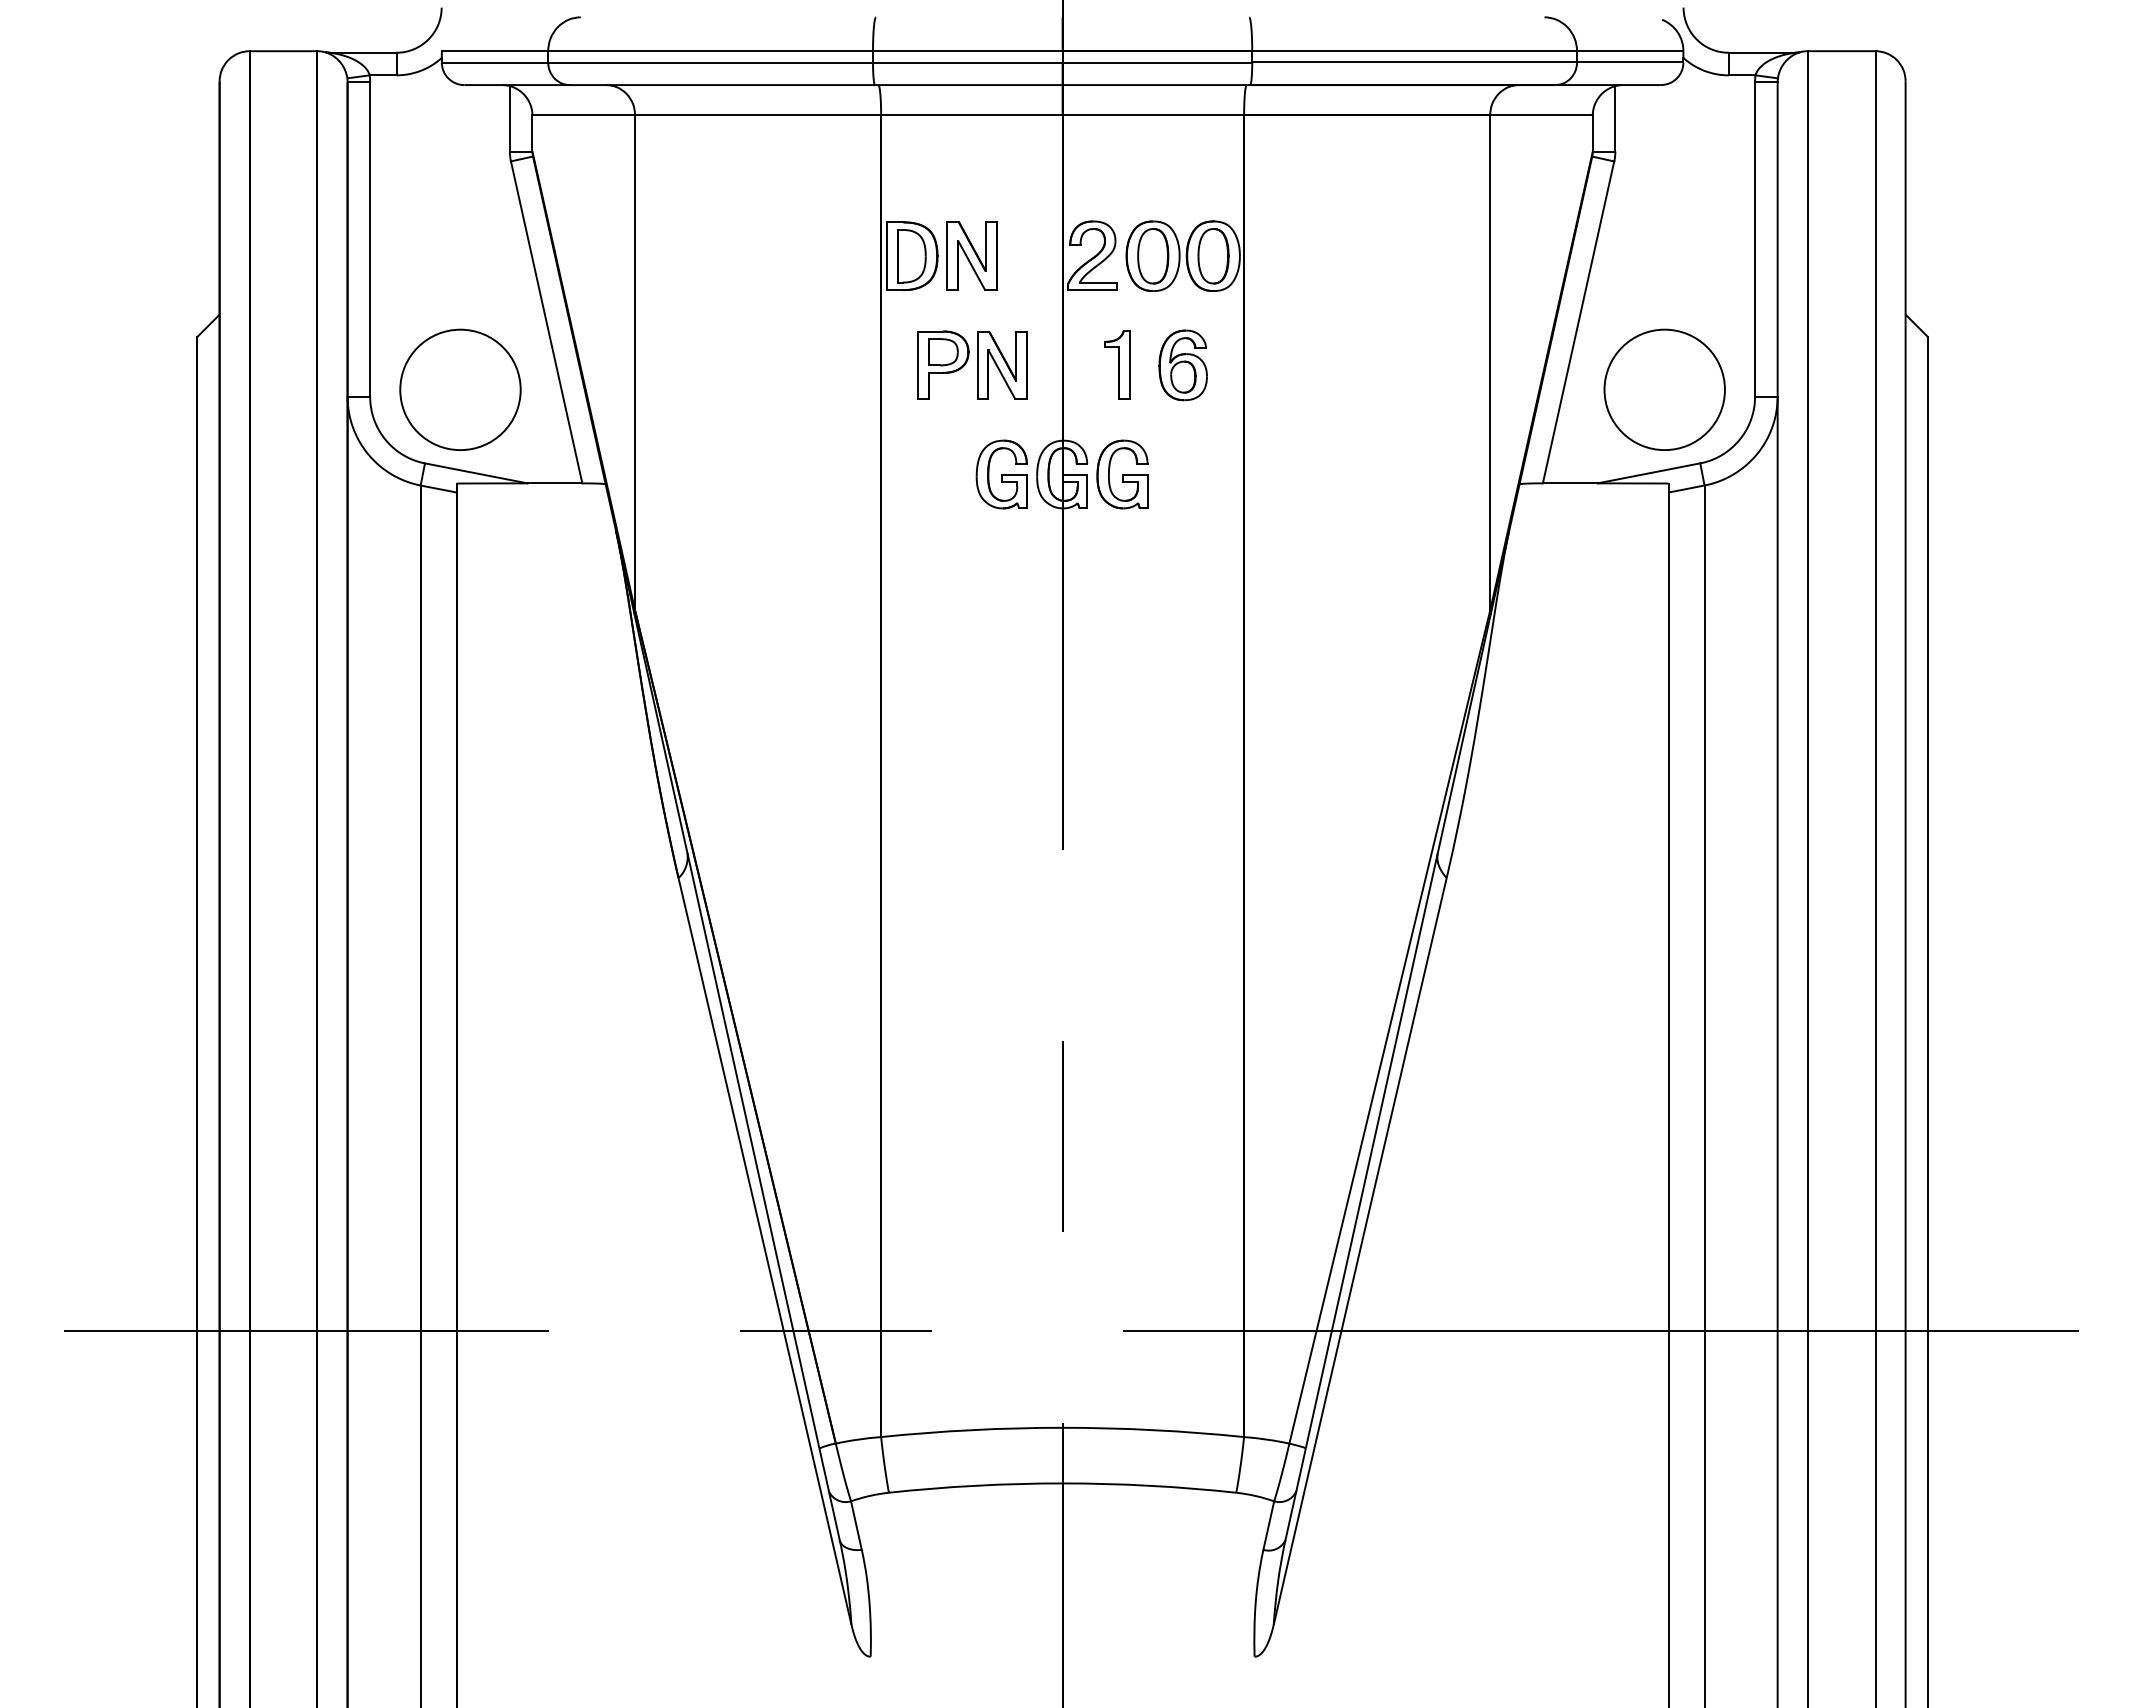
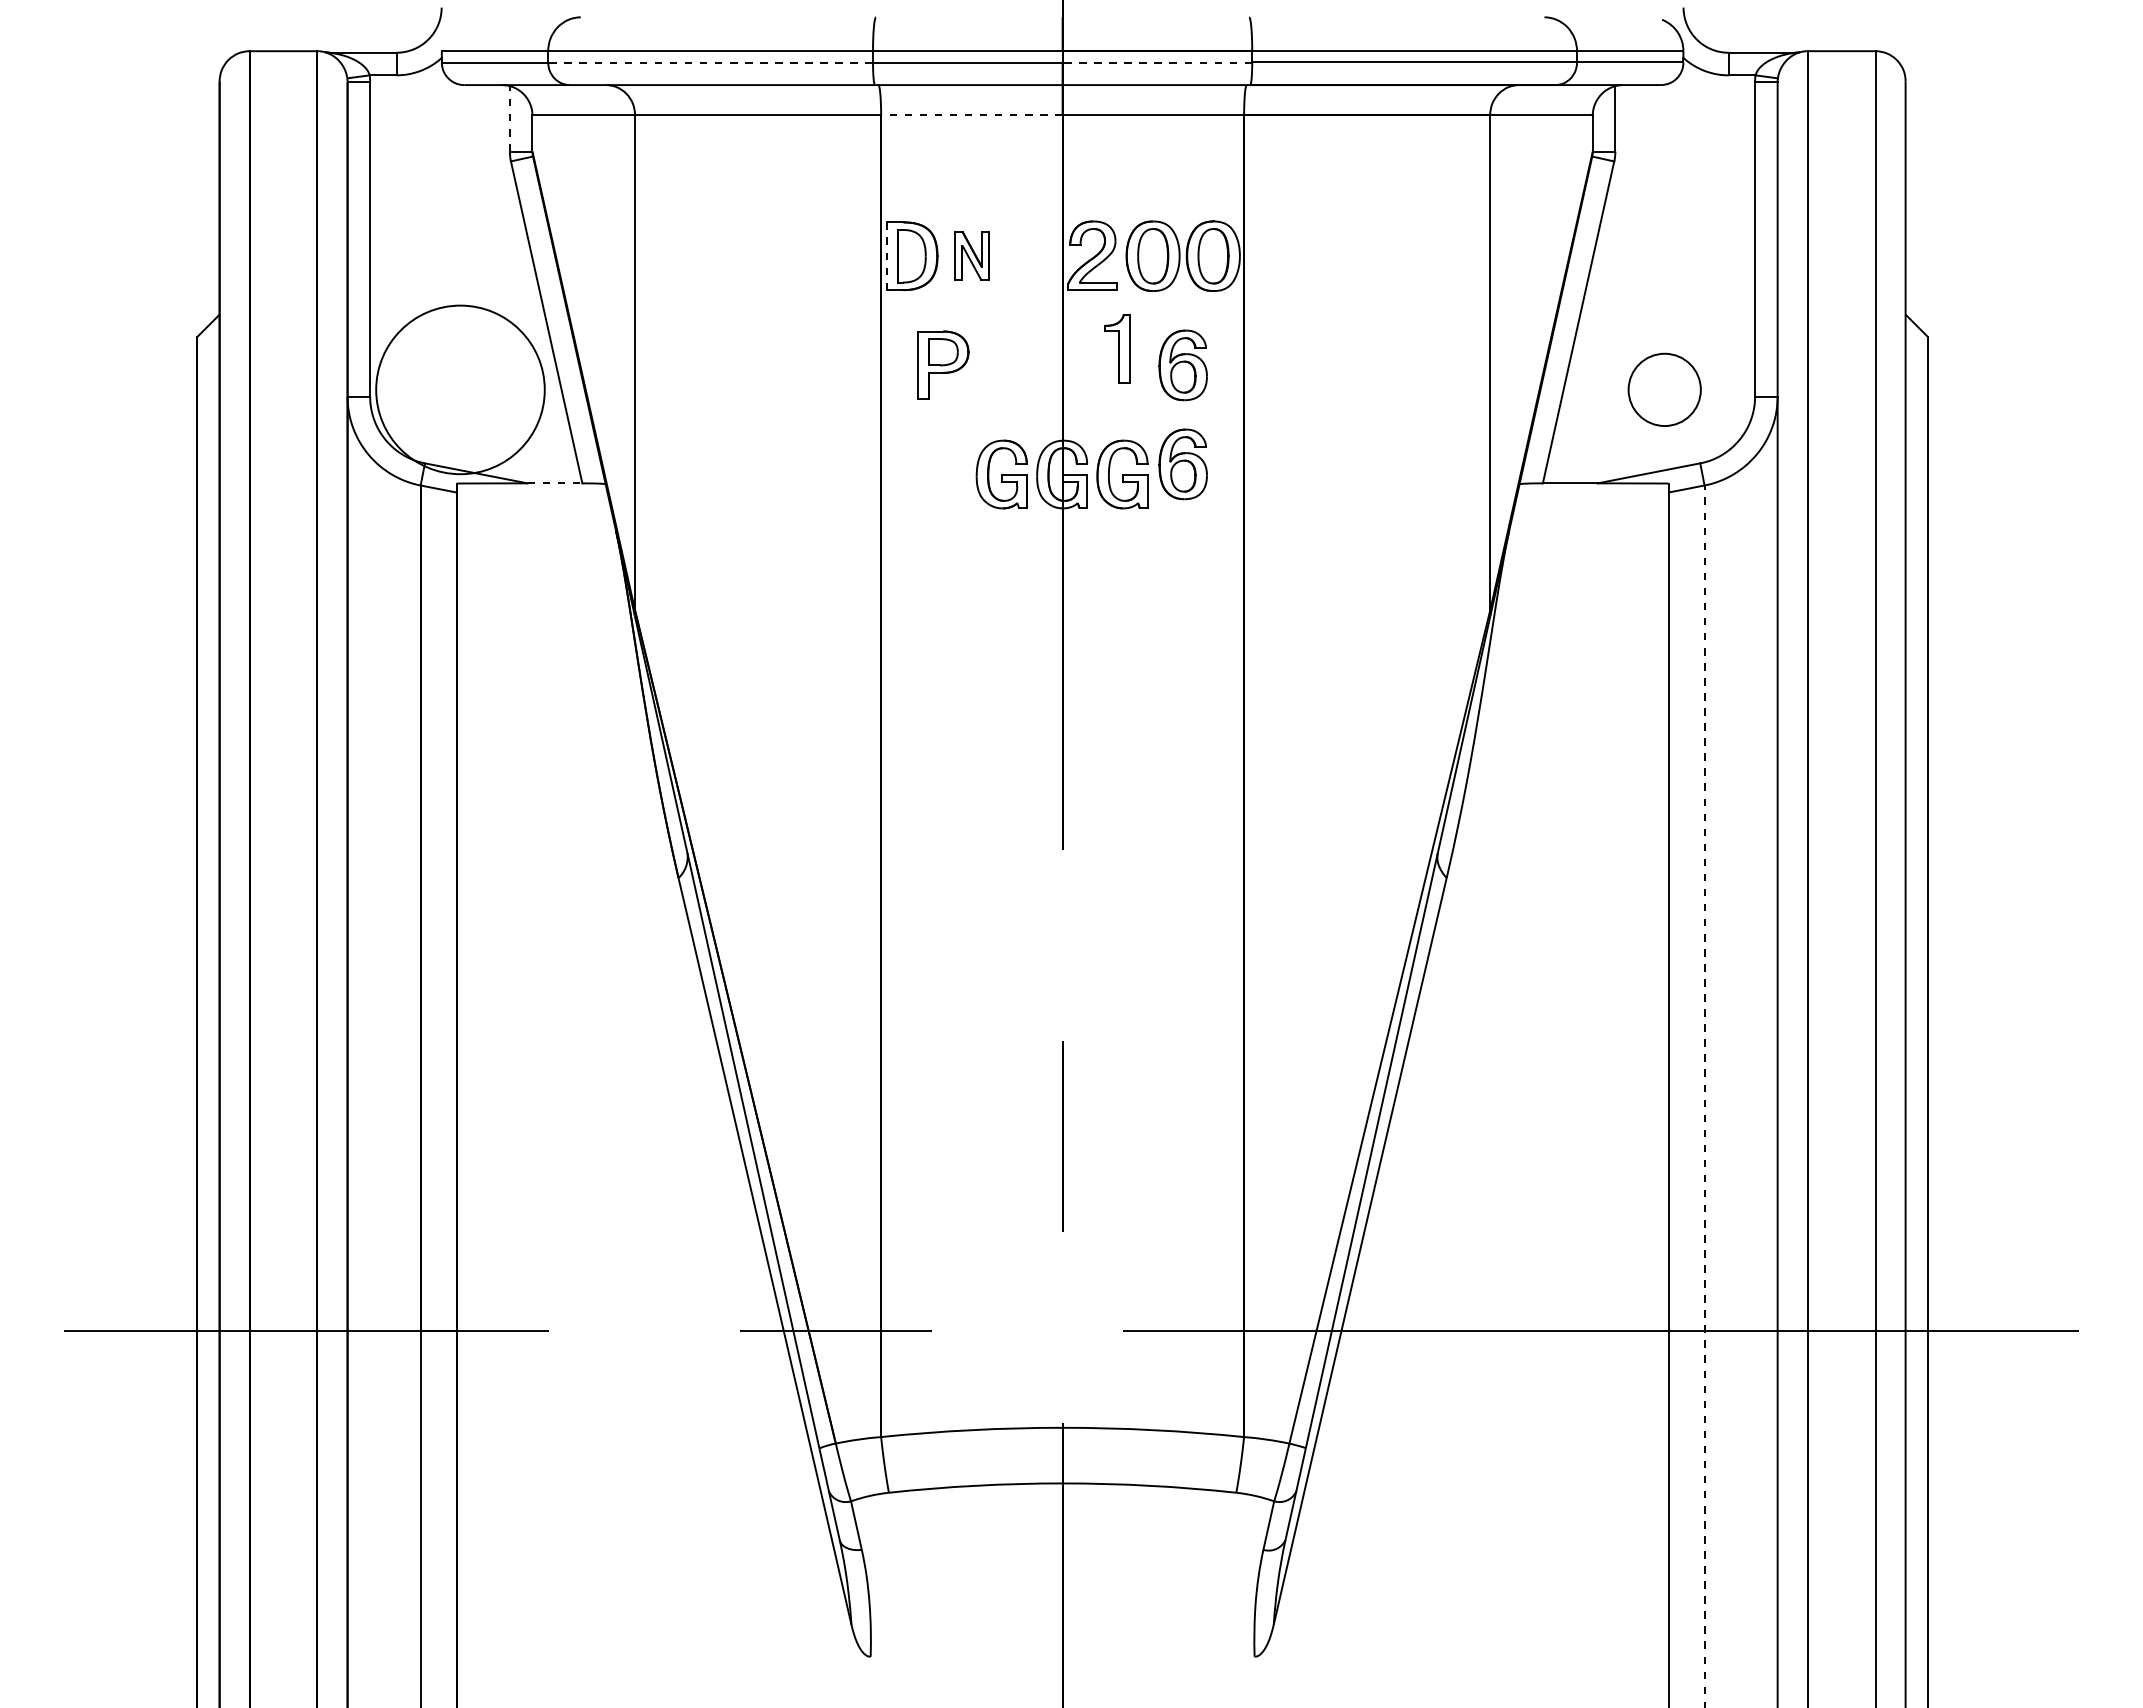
line: solid -> dashed (710, 62)
line: solid -> dashed (1157, 62)
line: solid -> dashed (971, 115)
line: solid -> dashed (509, 118)
part size: 52x70 px -> 36x50 px (971, 255)
line: solid -> dashed (887, 256)
part position: (1117, 364) -> (1117, 348) (1117, 348)
part: present -> none (1002, 365)
circle diameter: 120 px -> 169 px (460, 389)
circle diameter: 120 px -> 72 px (1664, 389)
part: none -> present (1182, 464)
line: solid -> dashed (555, 483)
line: solid -> dashed (1704, 1096)
